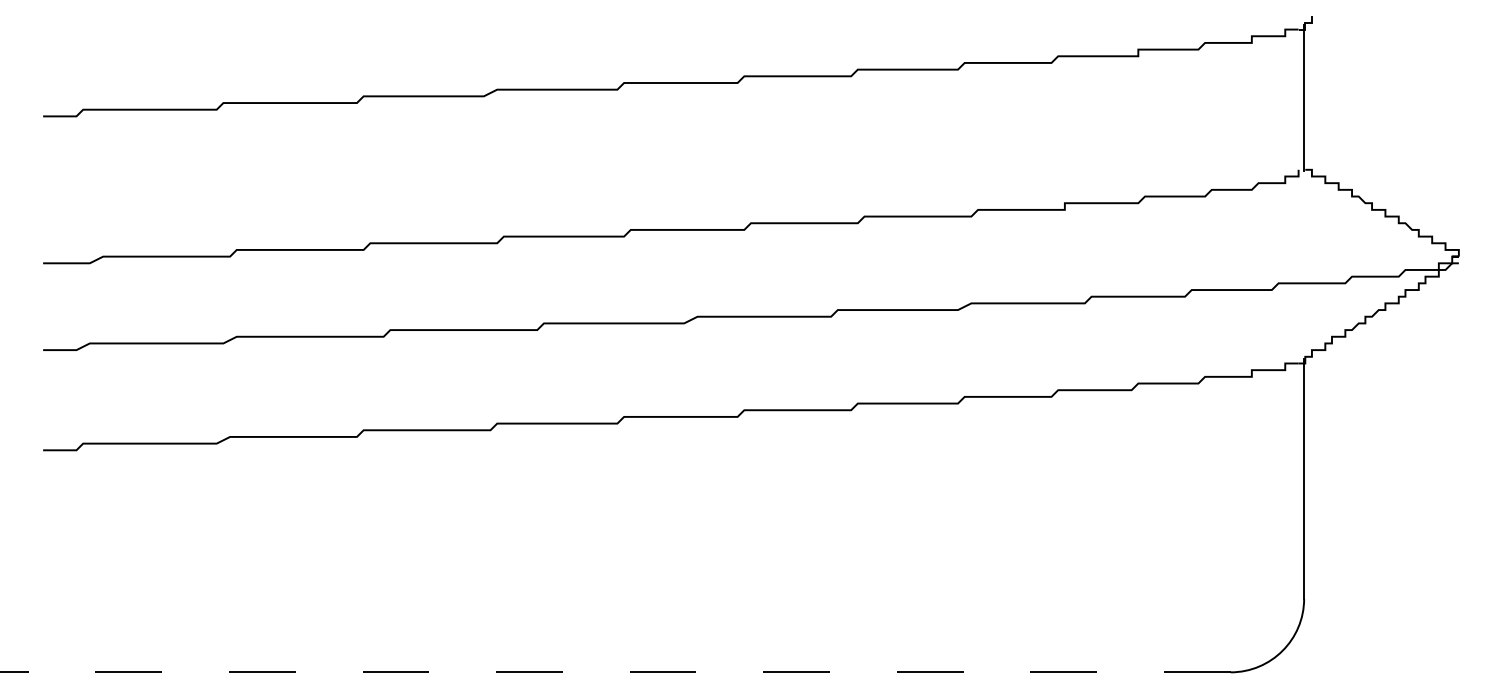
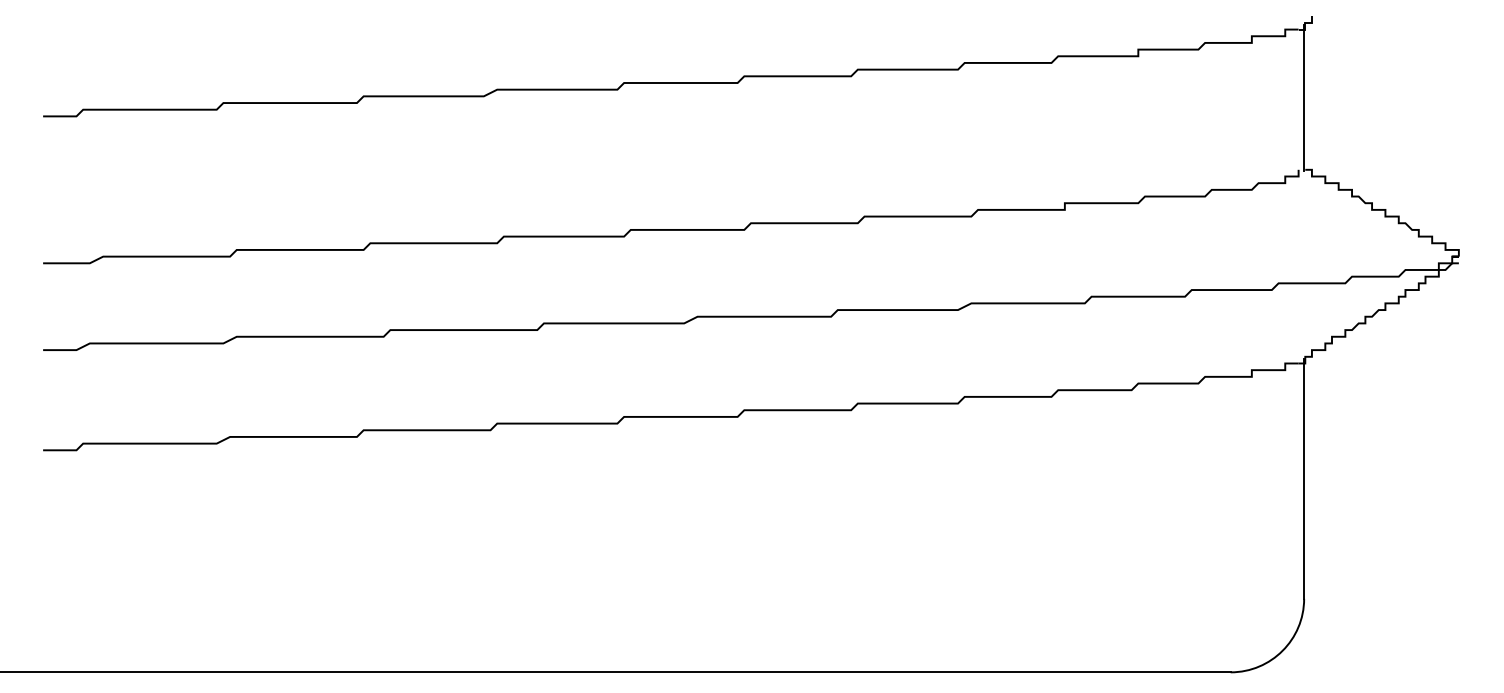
line: dashed -> solid (614, 672)
